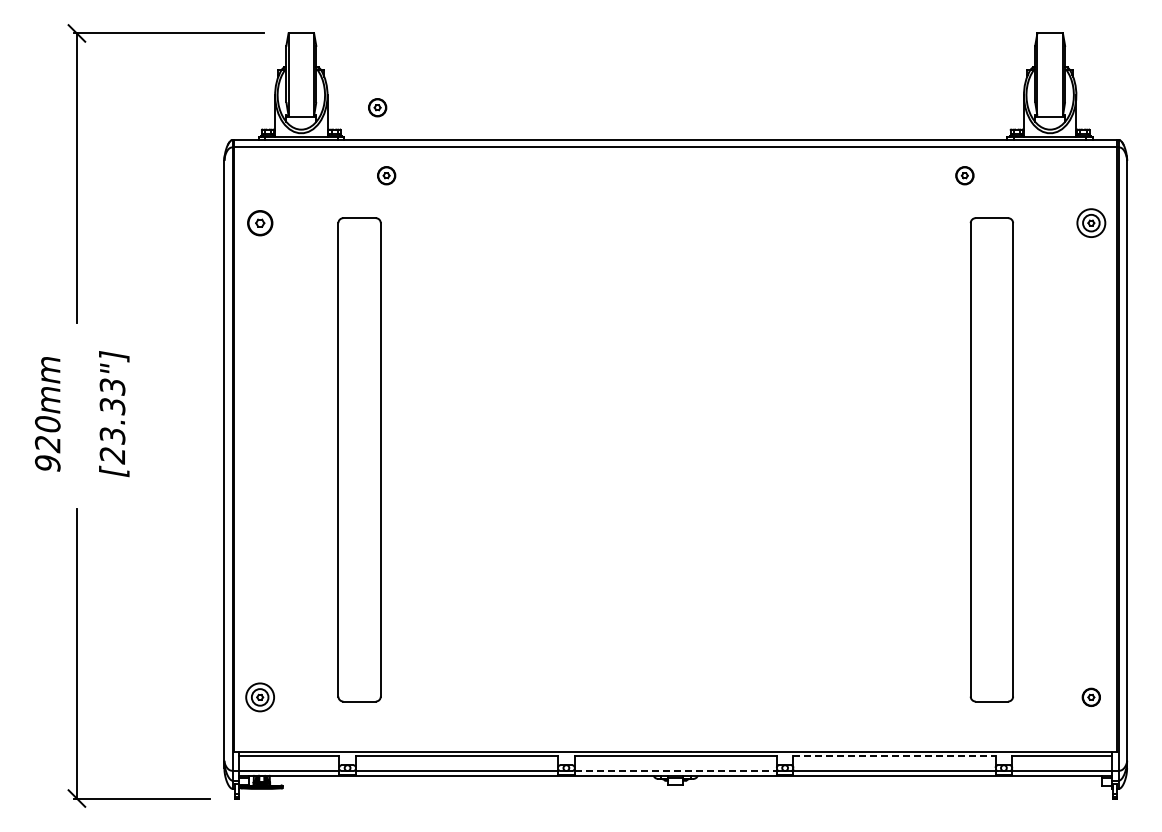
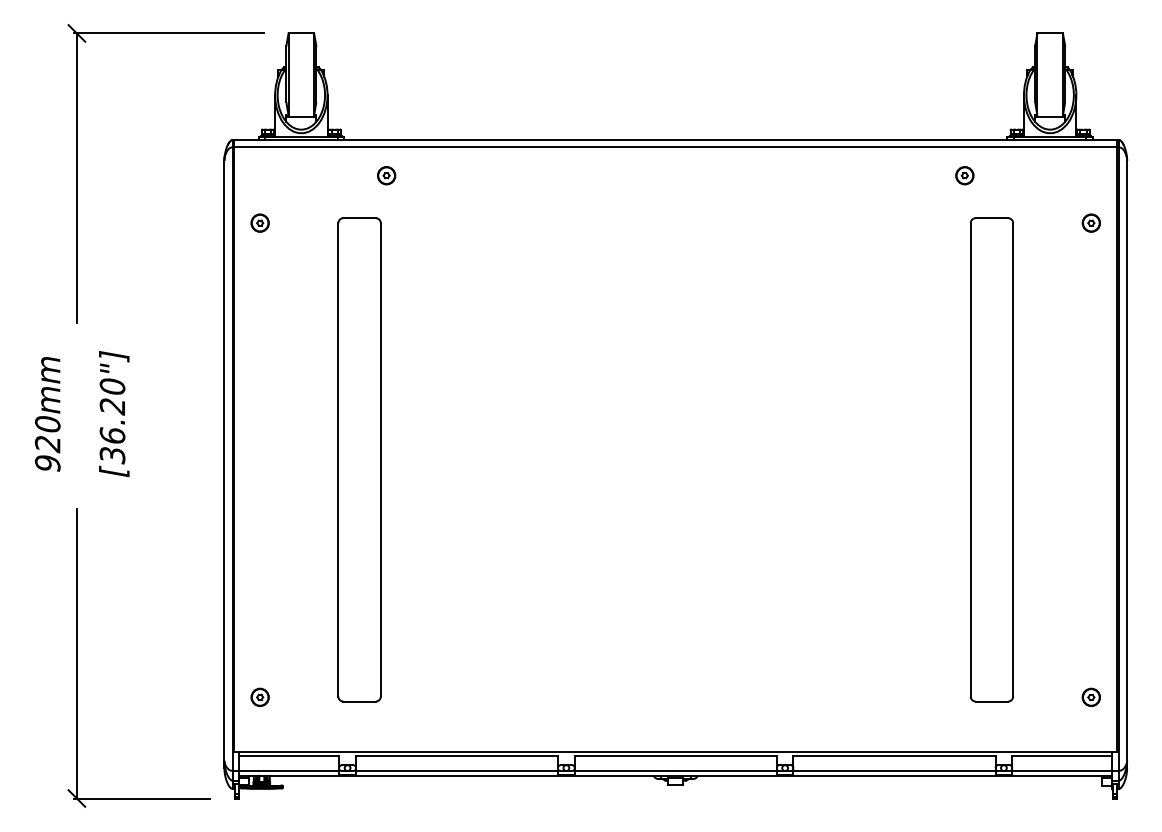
part: present -> none (377, 107)
part size: 27x27 px -> 20x20 px (259, 222)
circle diameter: 28 px -> 17 px (1091, 222)
text: [23.33"] -> [36.20"] (112, 421)
circle diameter: 28 px -> 17 px (259, 697)
line: dashed -> solid (895, 756)
line: dashed -> solid (676, 770)
